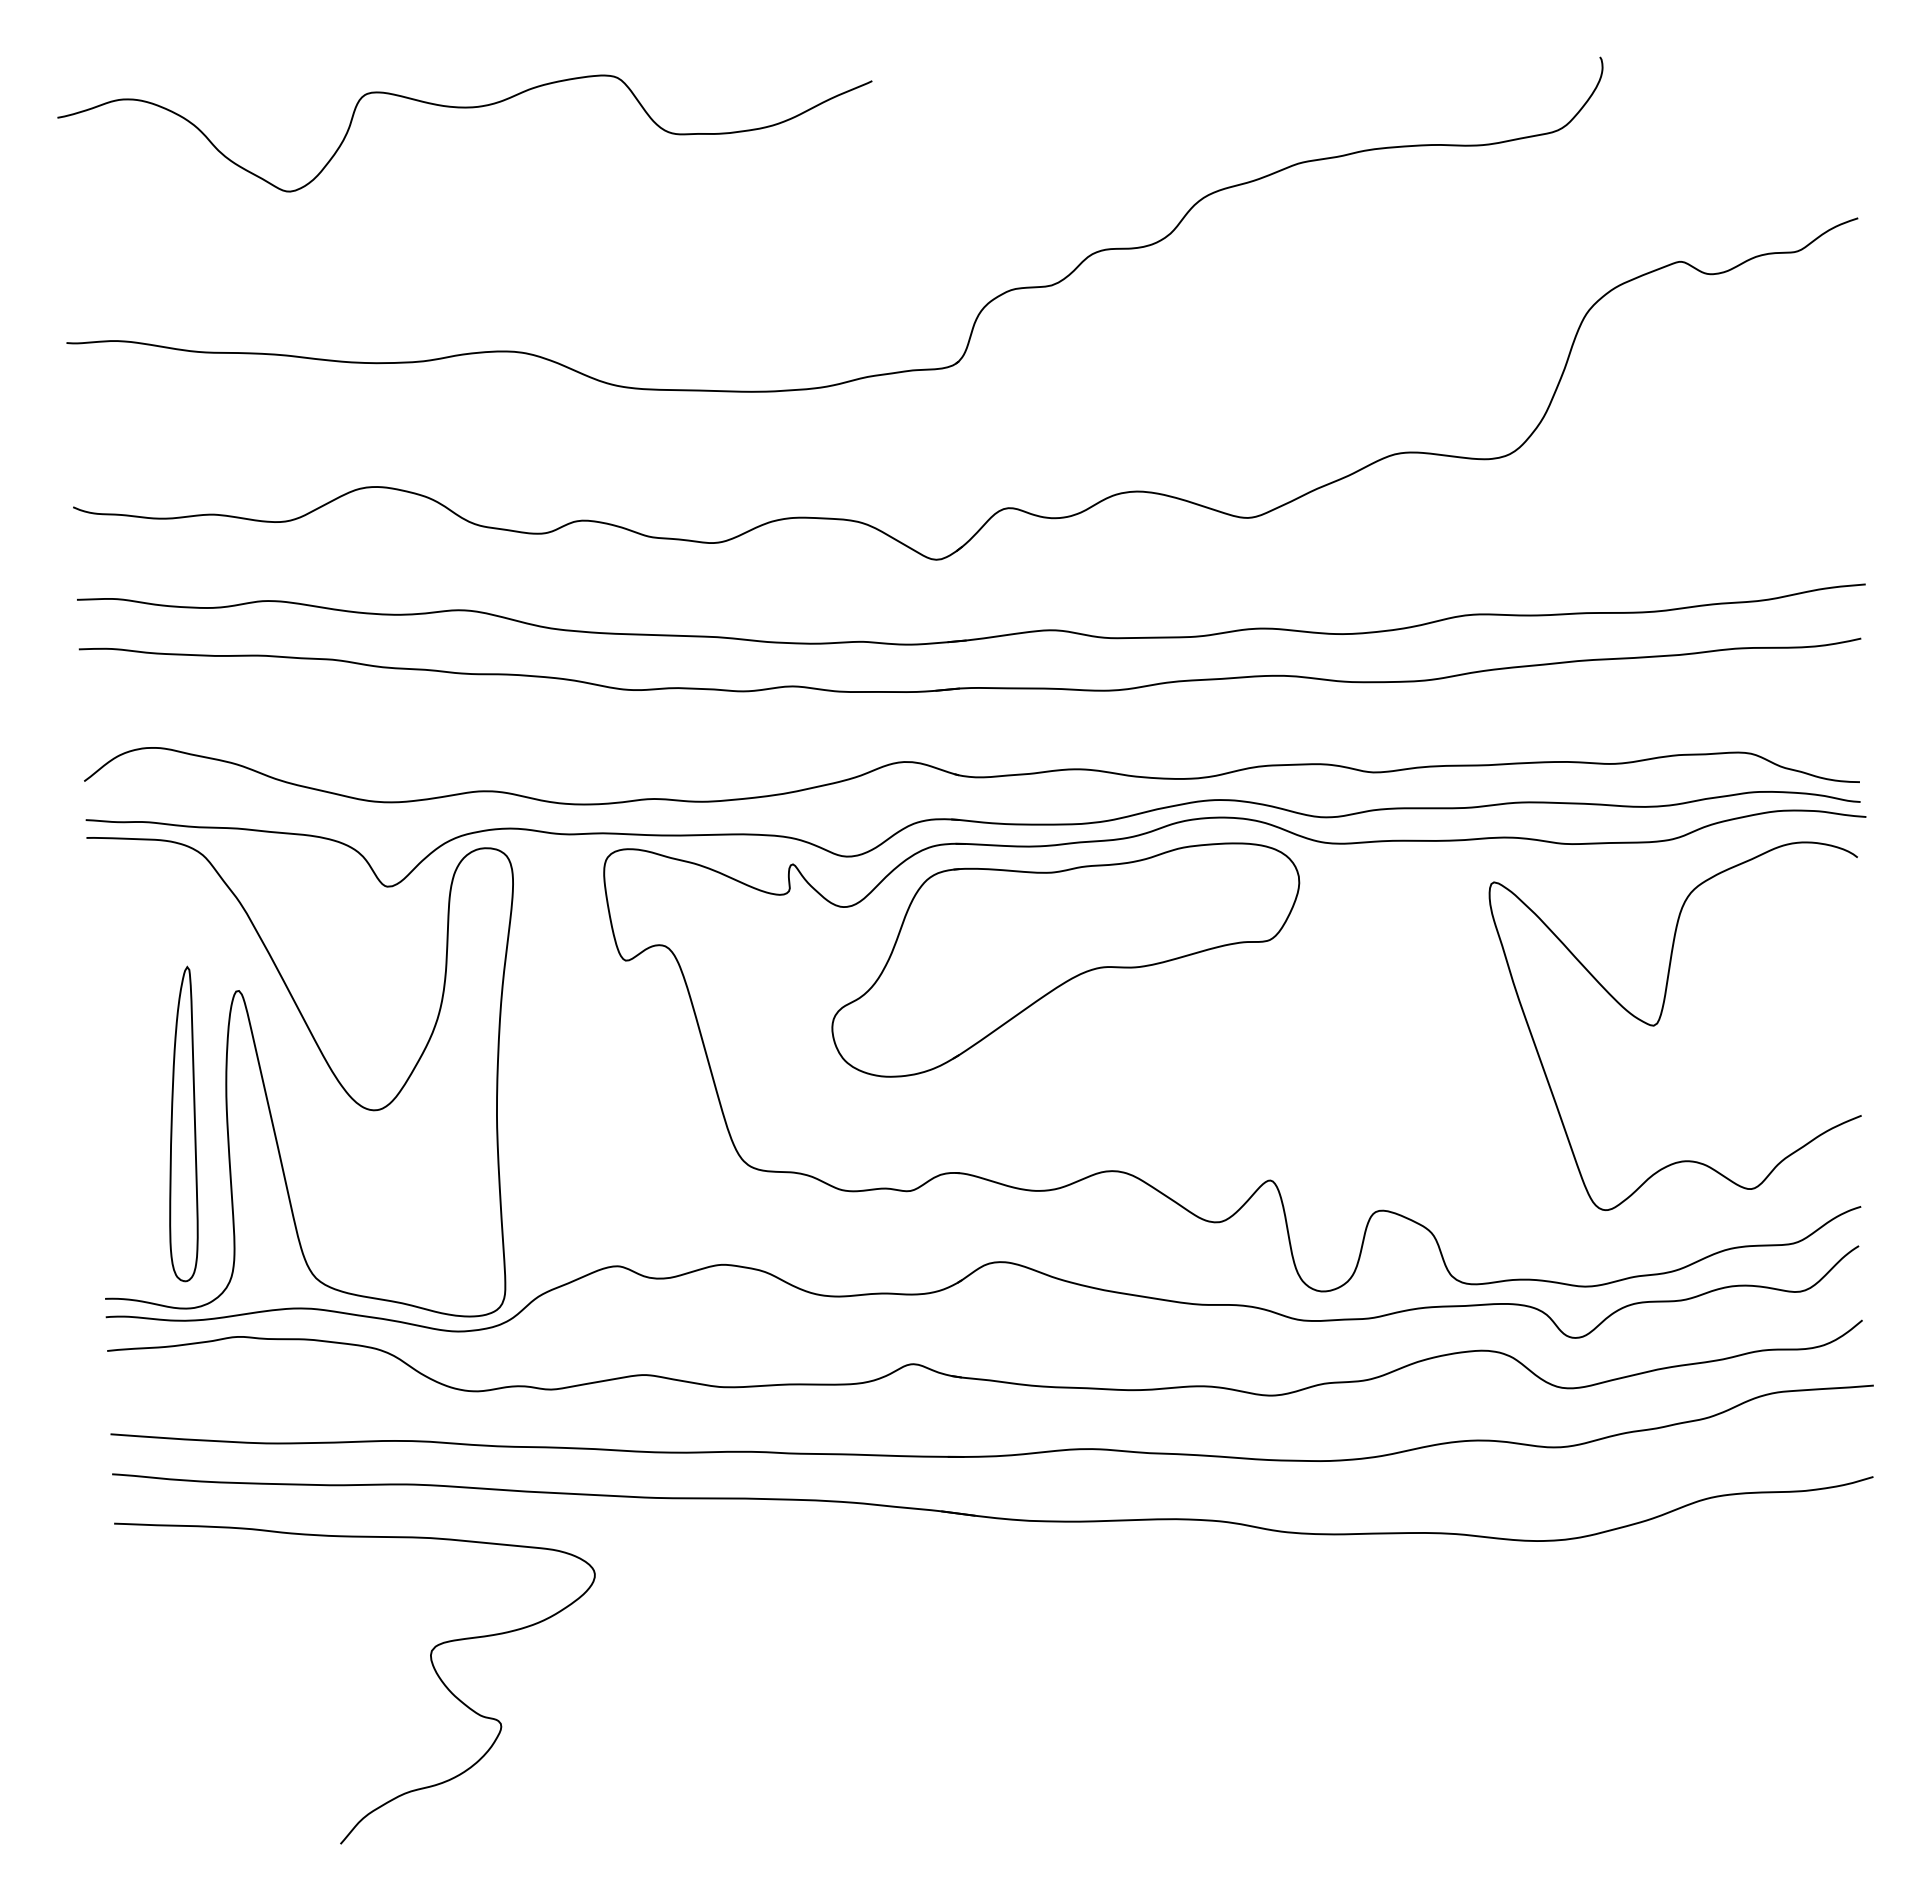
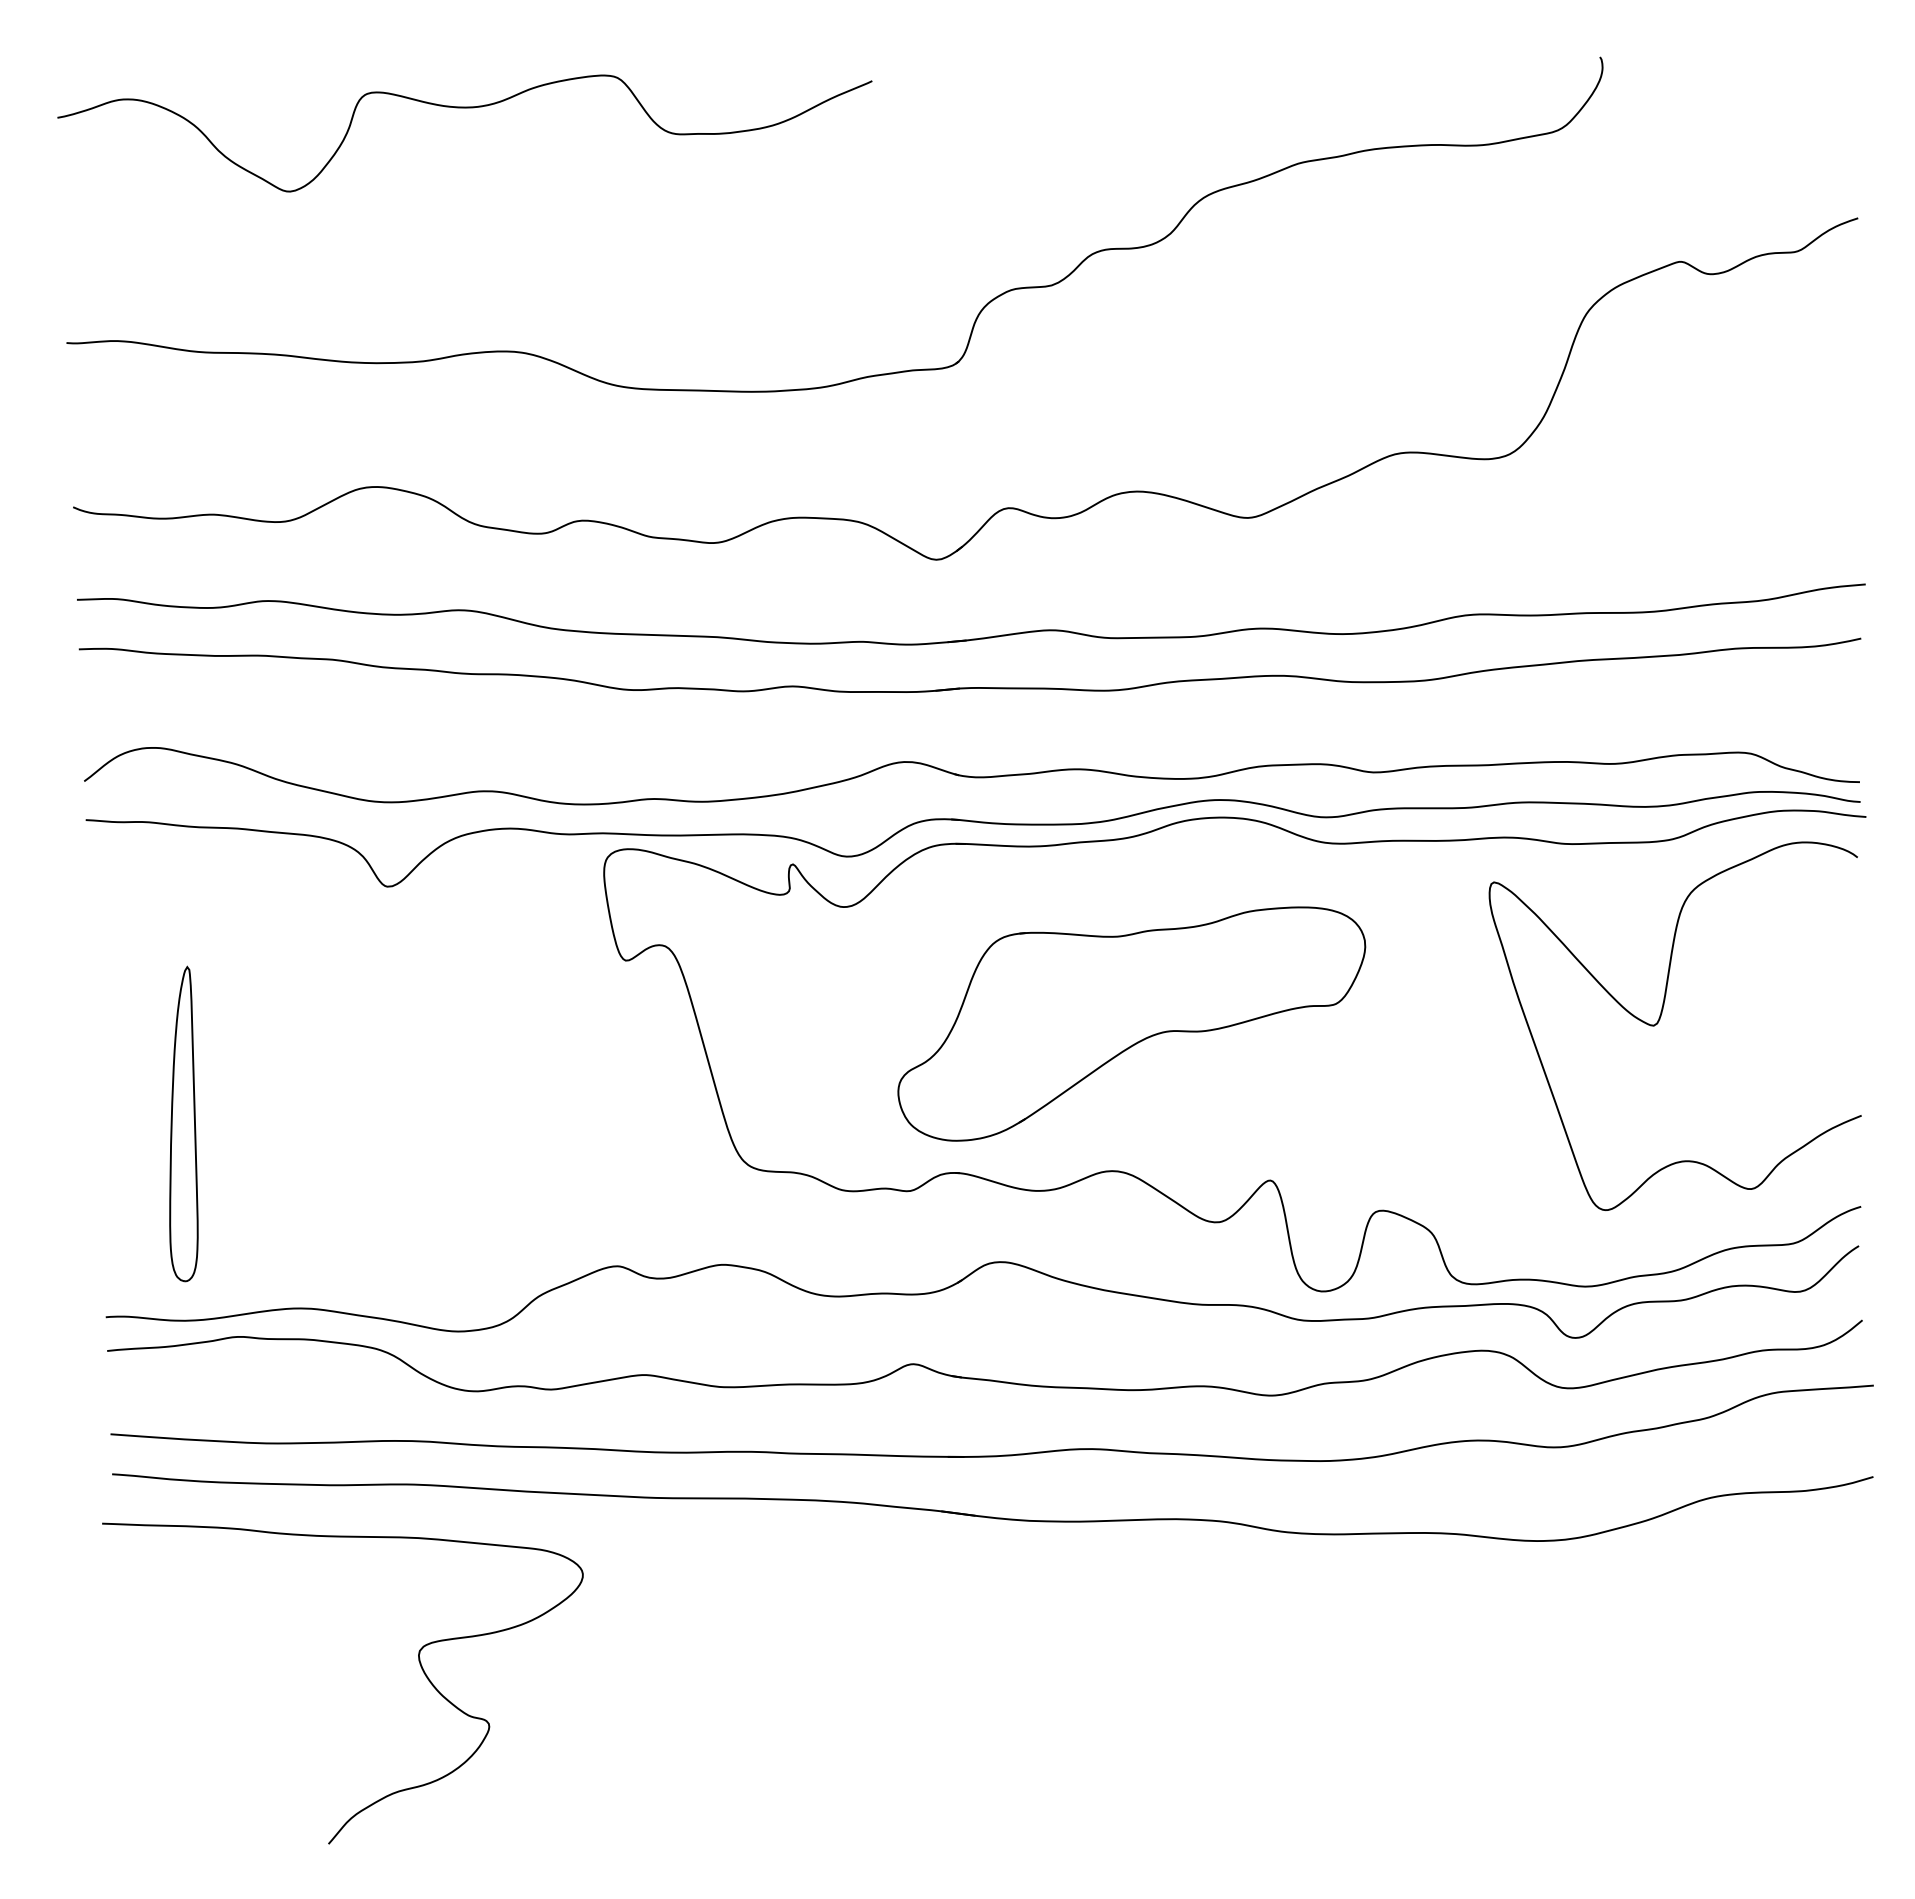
part position: (1065, 959) -> (1131, 1023) (1131, 1023)
curve: present -> none (324, 1060)
curve position: (430, 1661) -> (418, 1661) (418, 1661)
